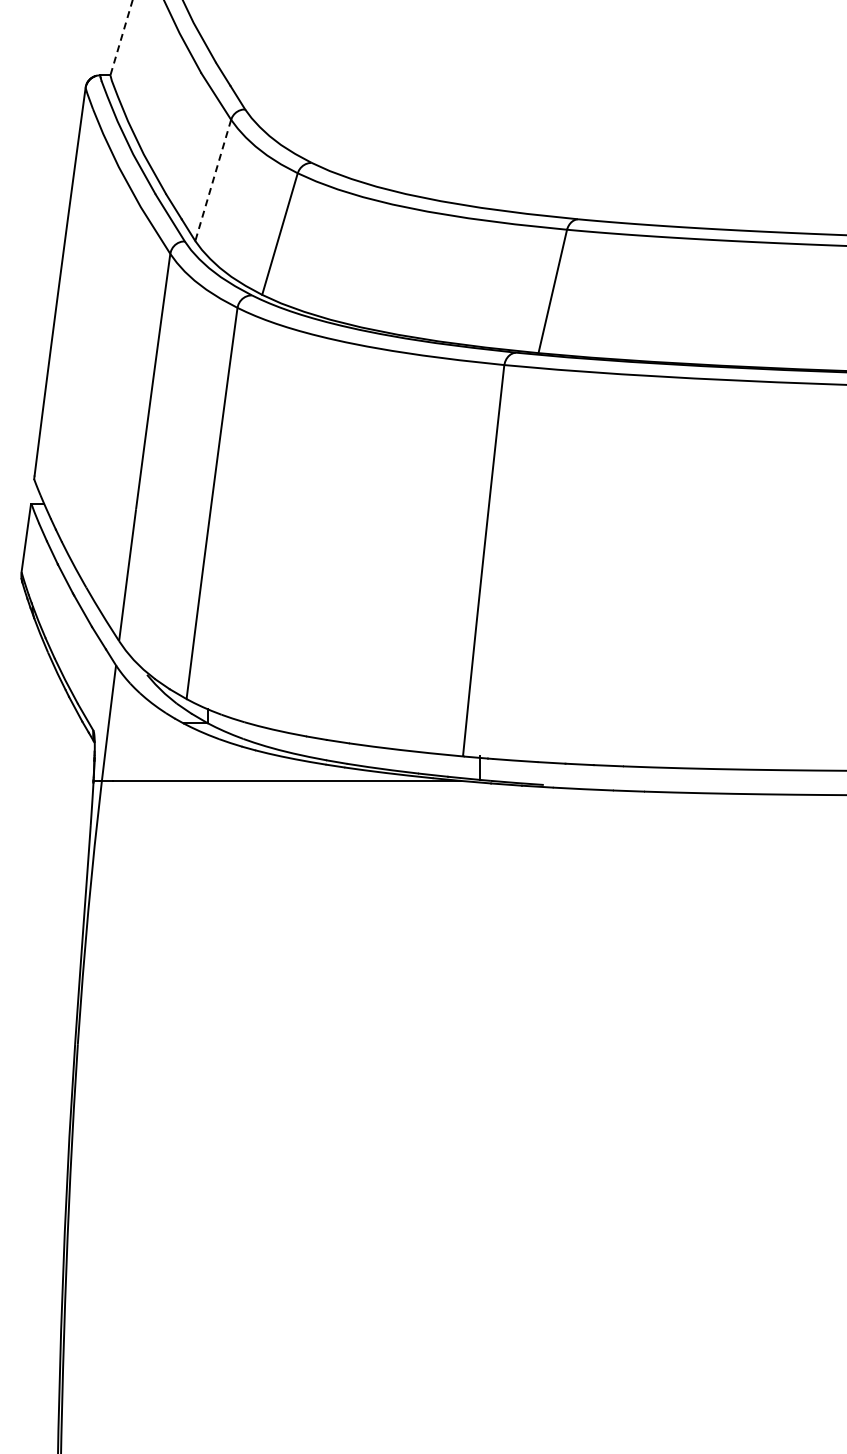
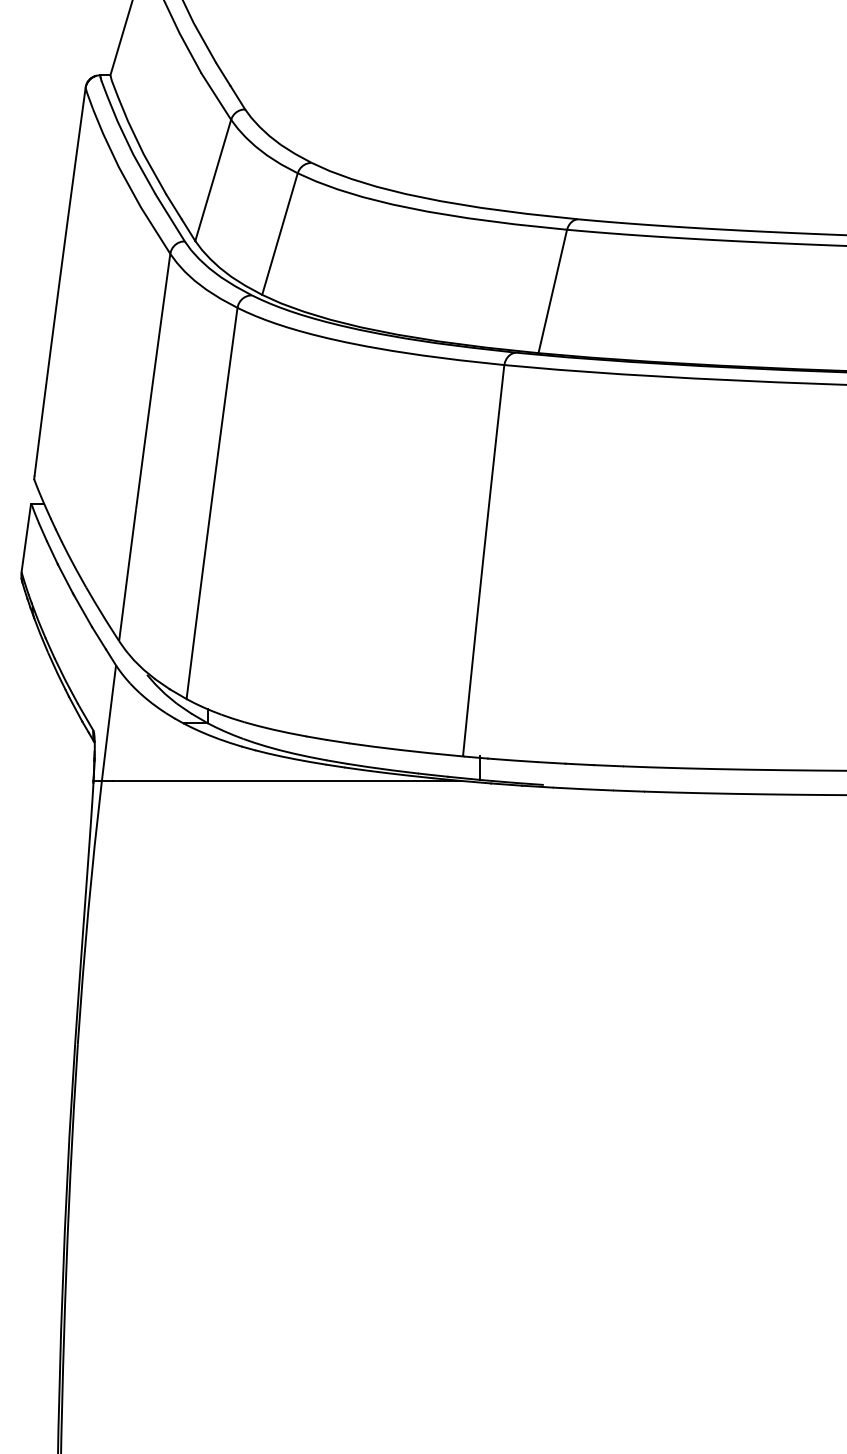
line: dashed -> solid (121, 38)
line: dashed -> solid (213, 180)
